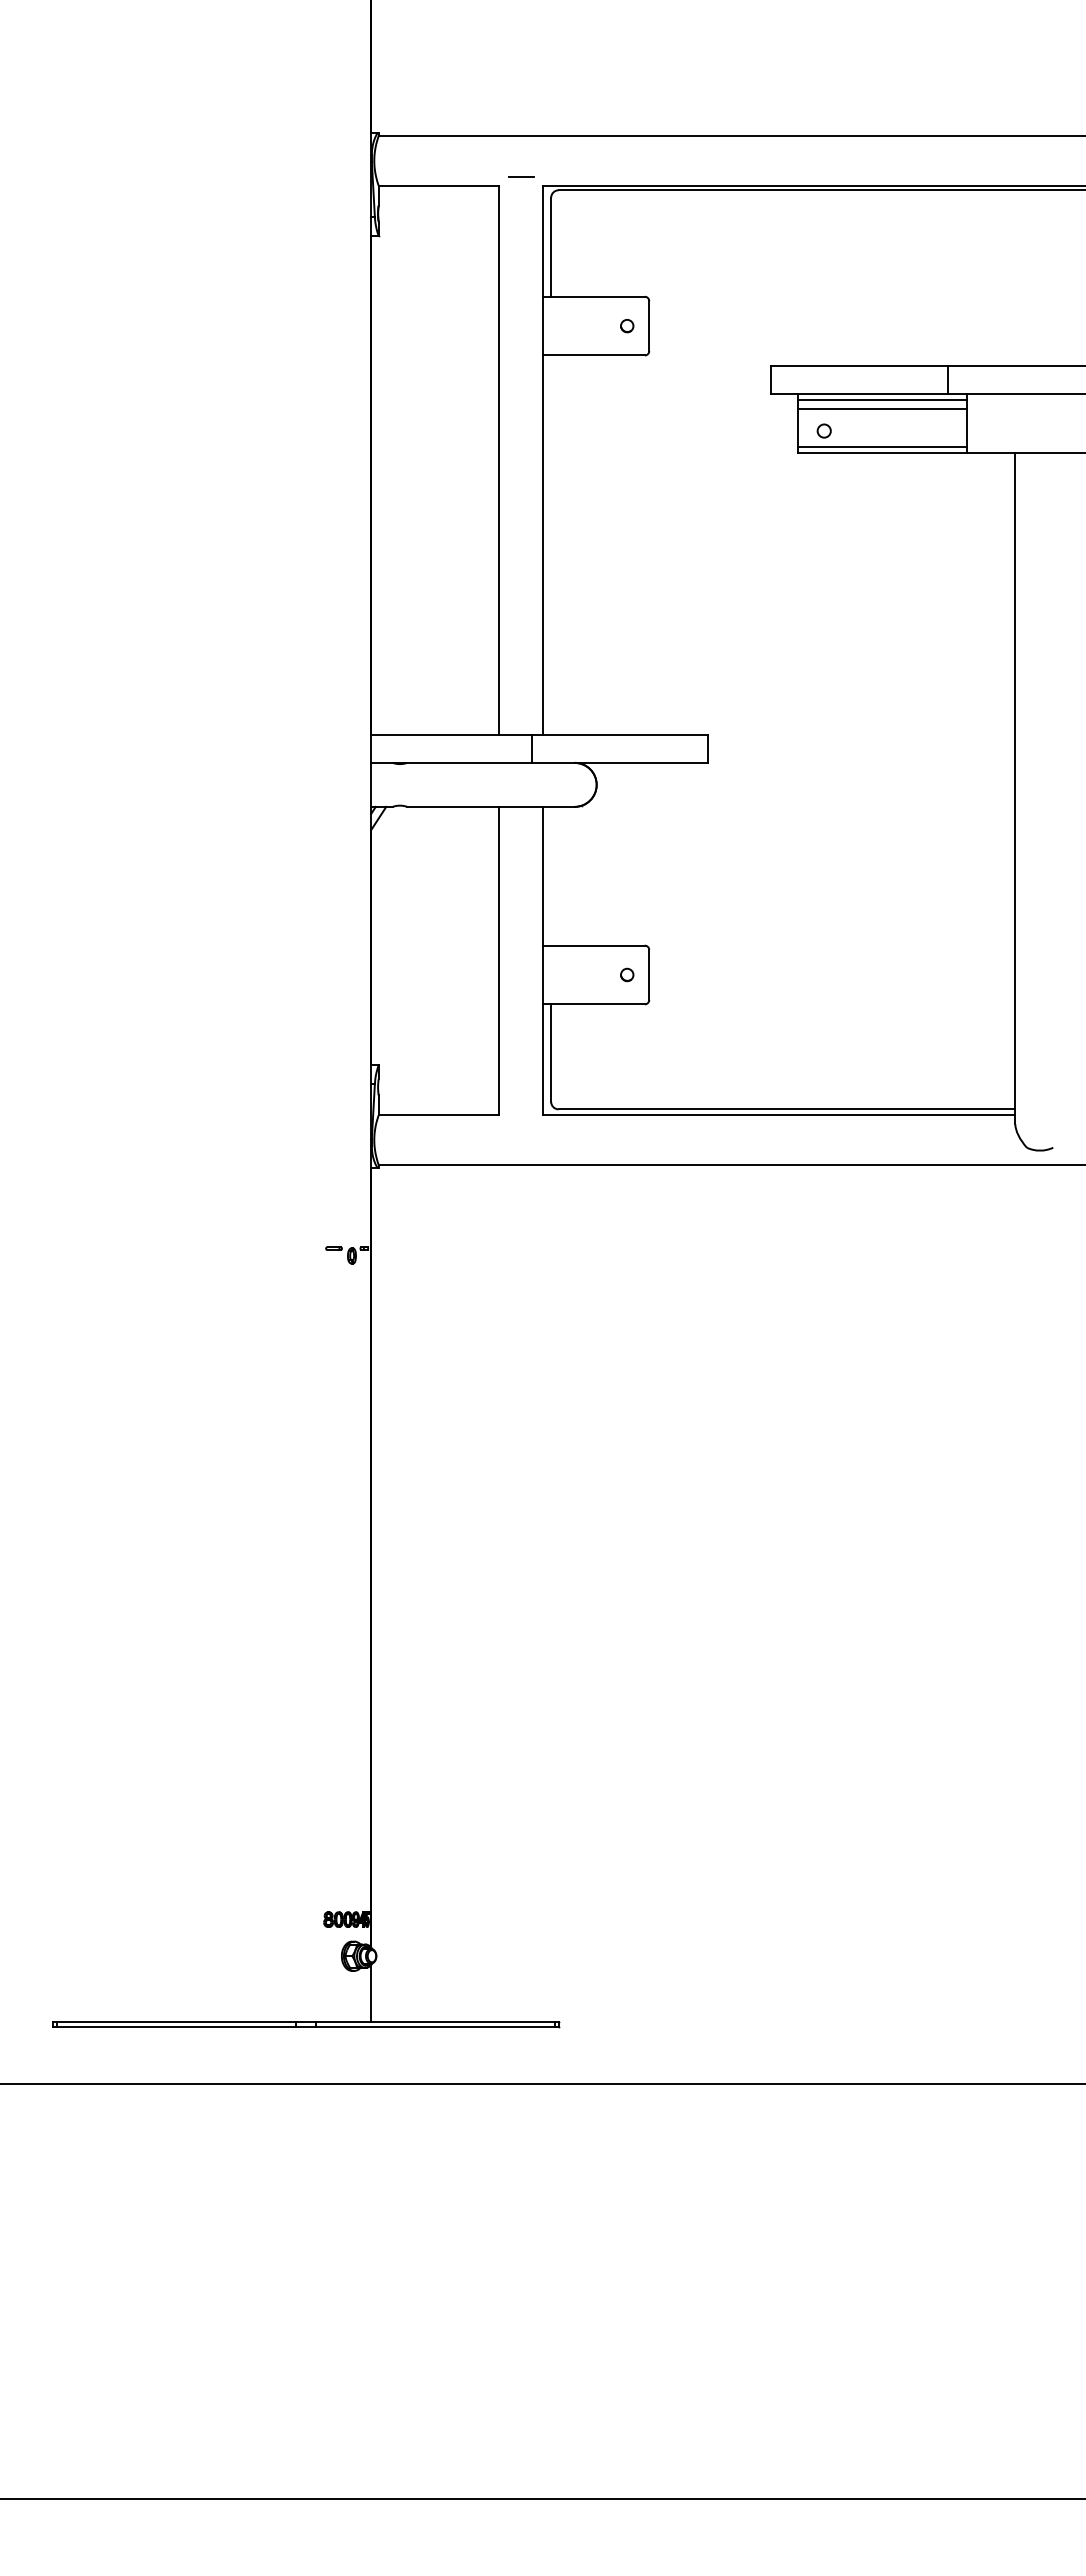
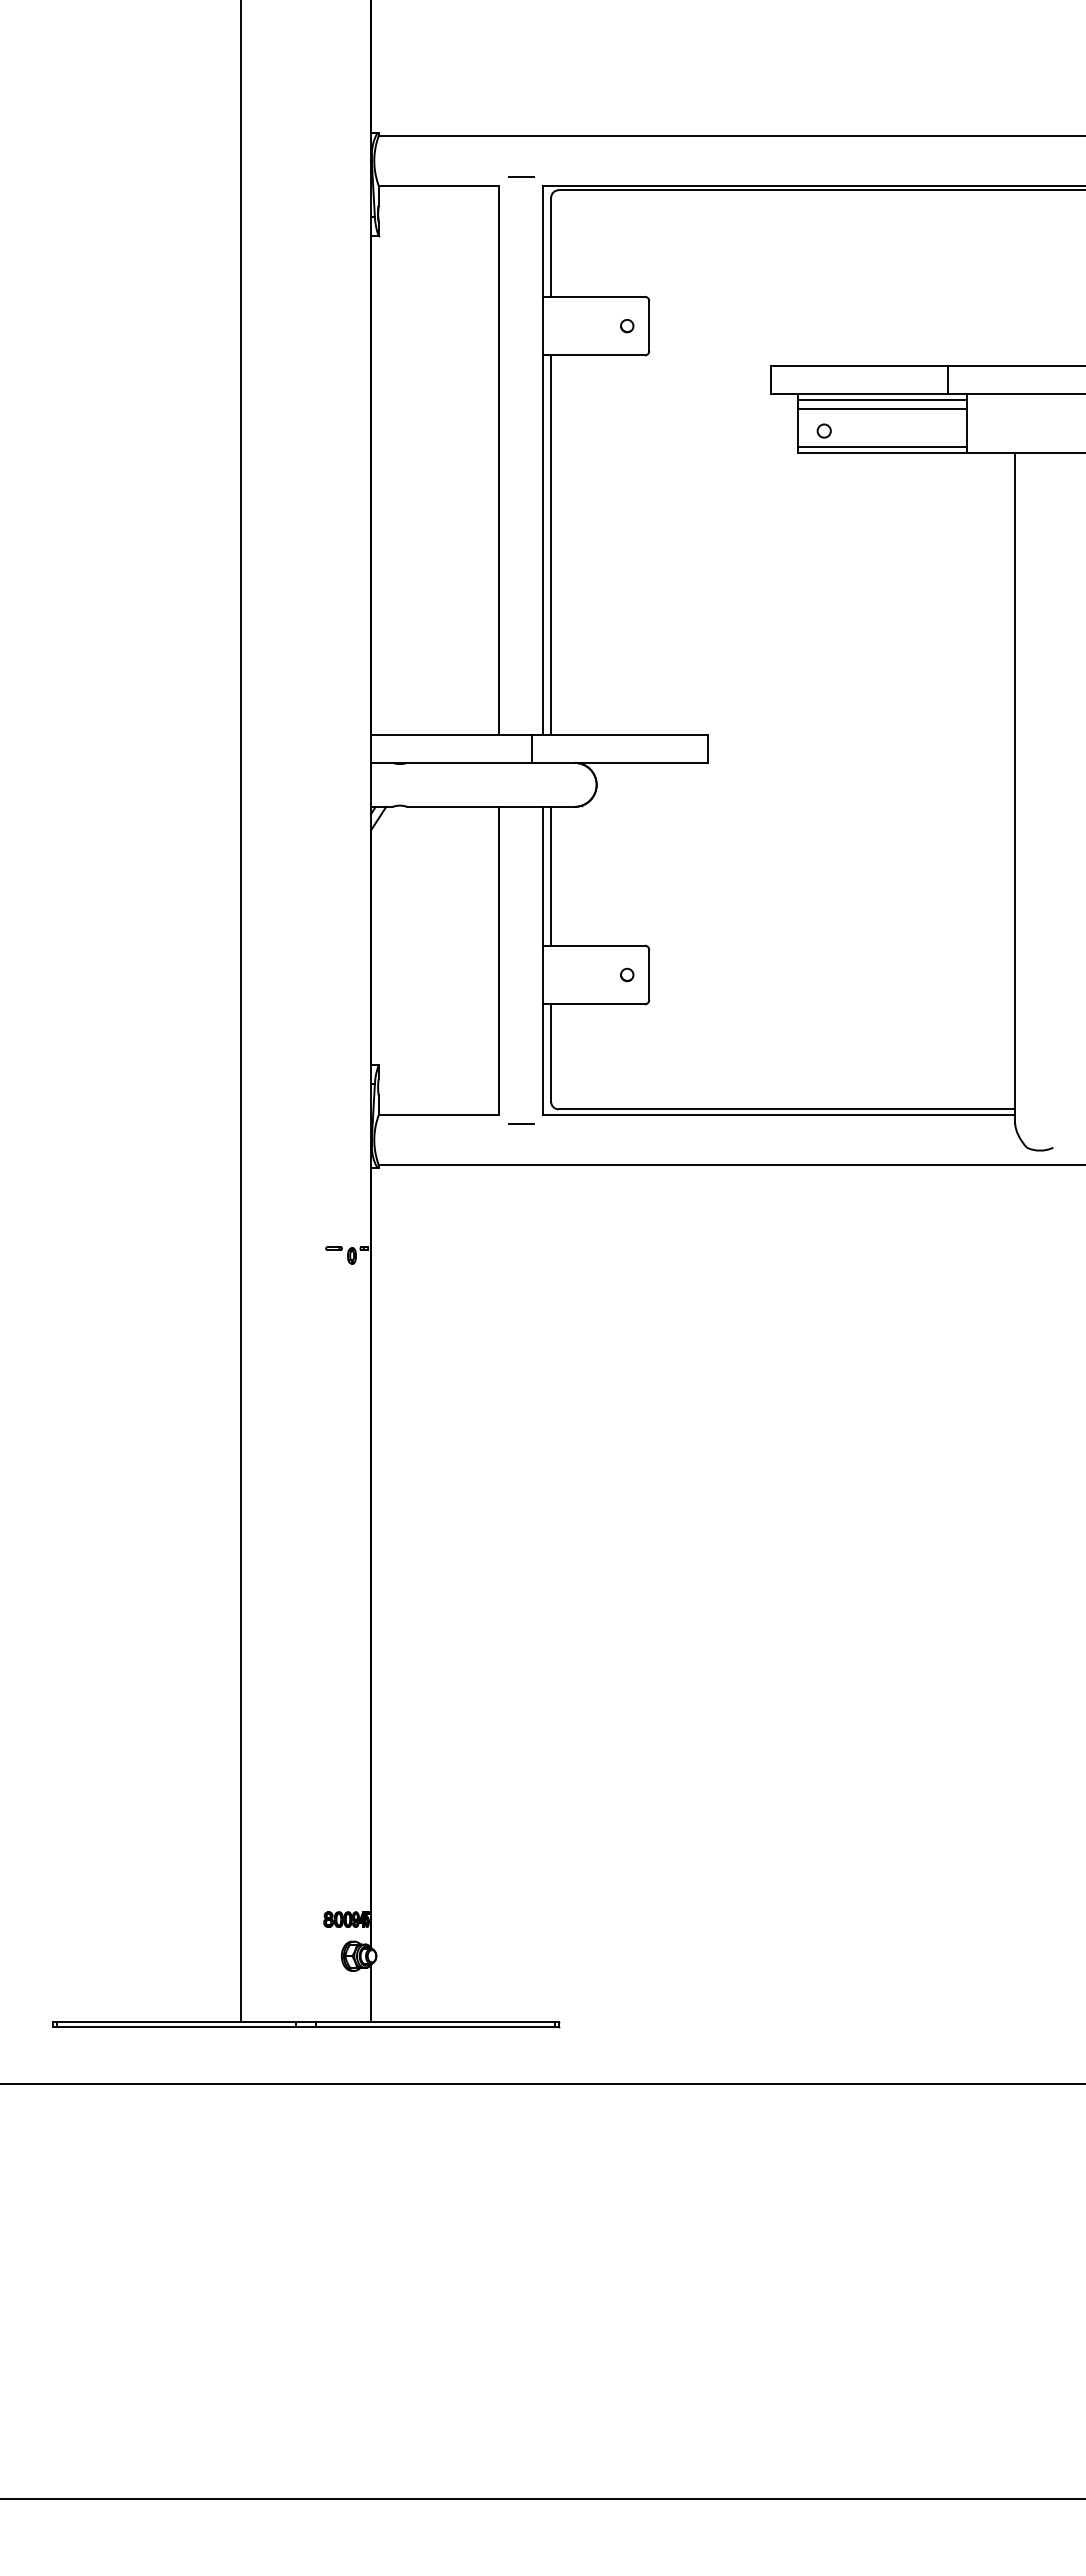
line: none -> present (551, 544)
line: none -> present (551, 875)
line: none -> present (240, 1012)
line: none -> present (520, 1123)
